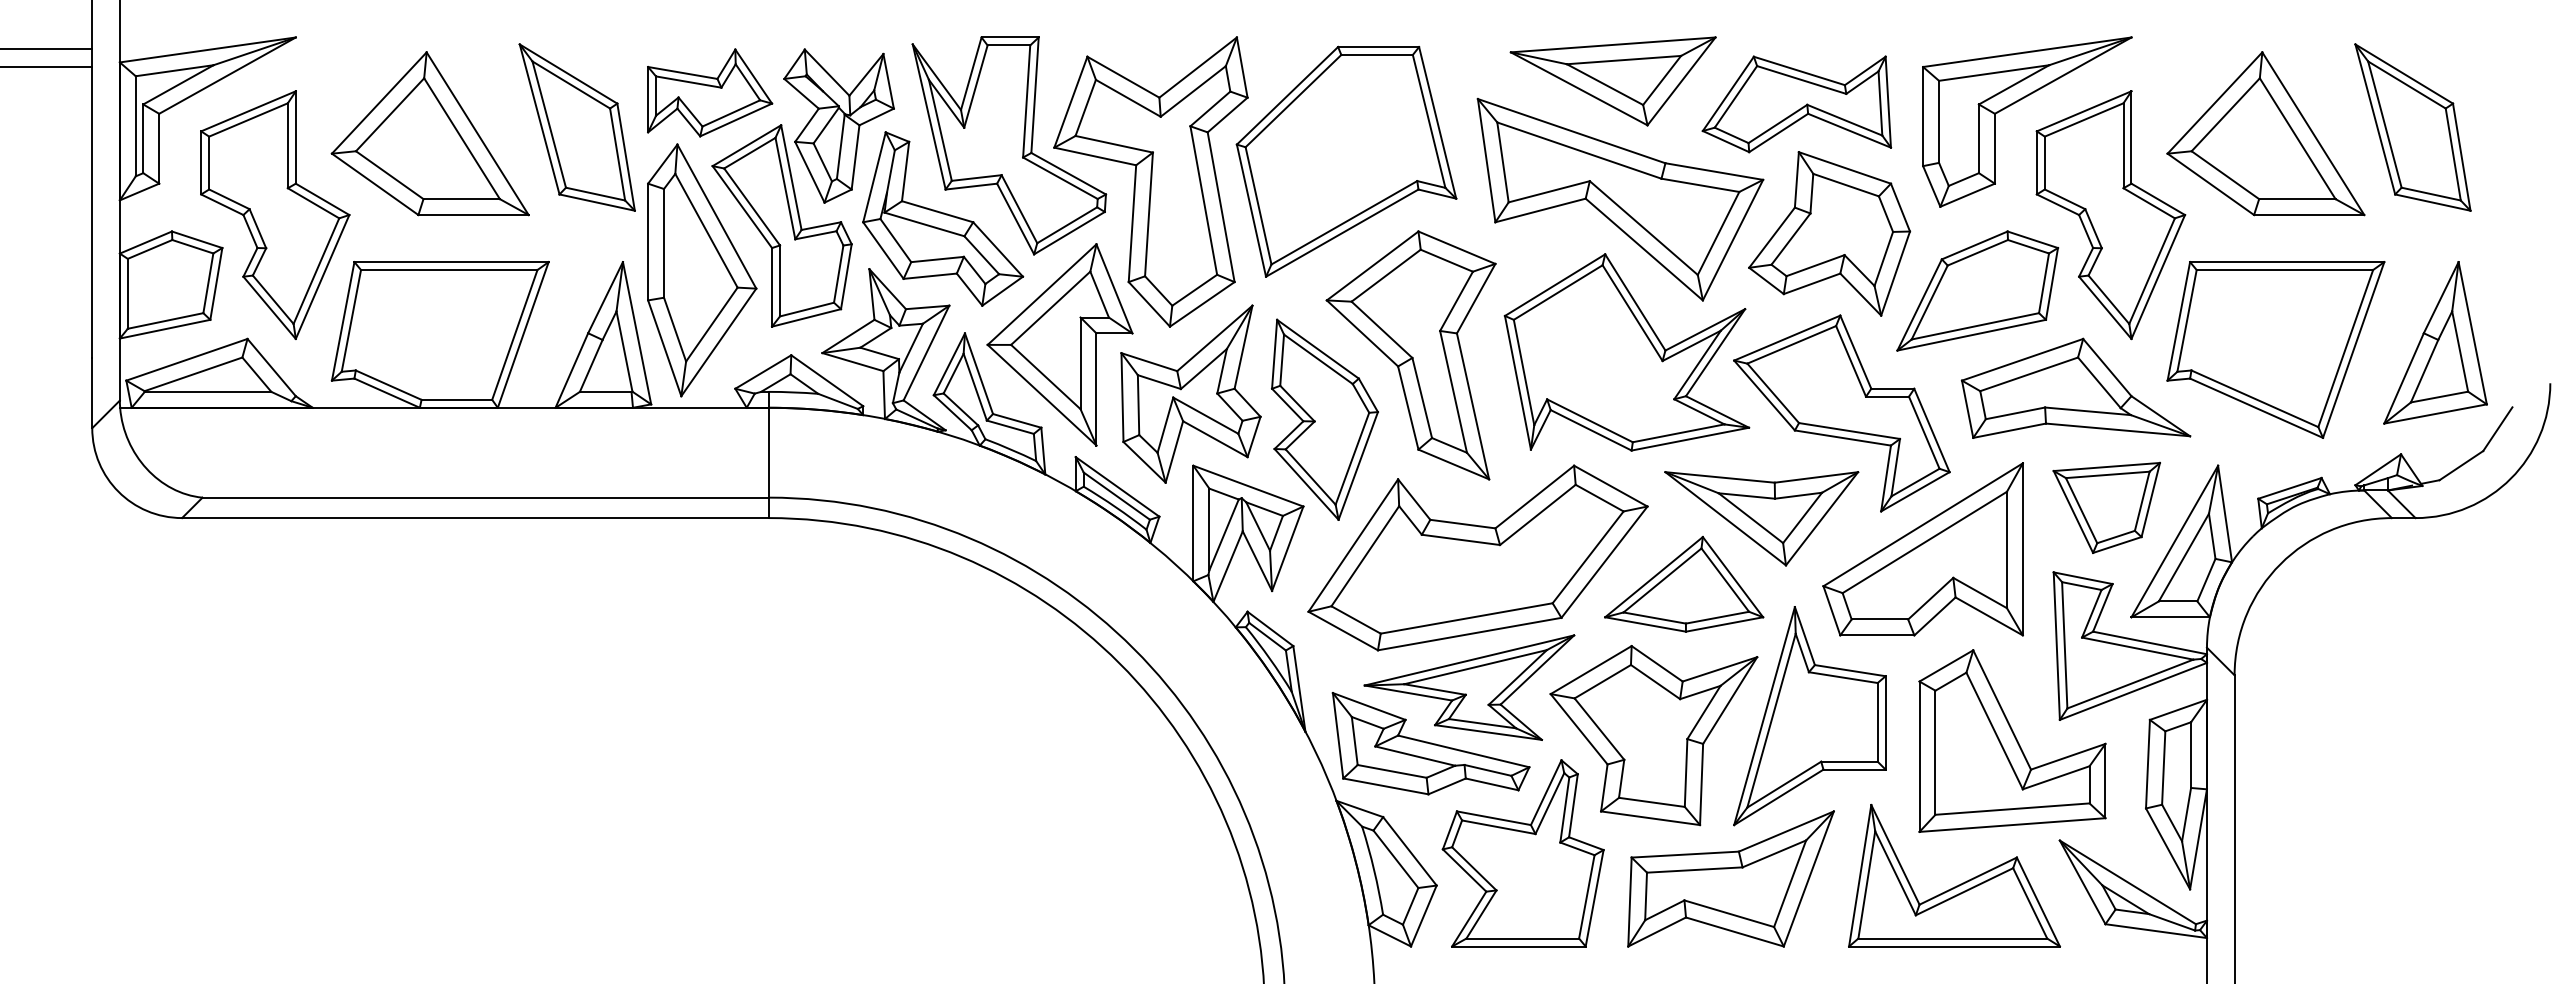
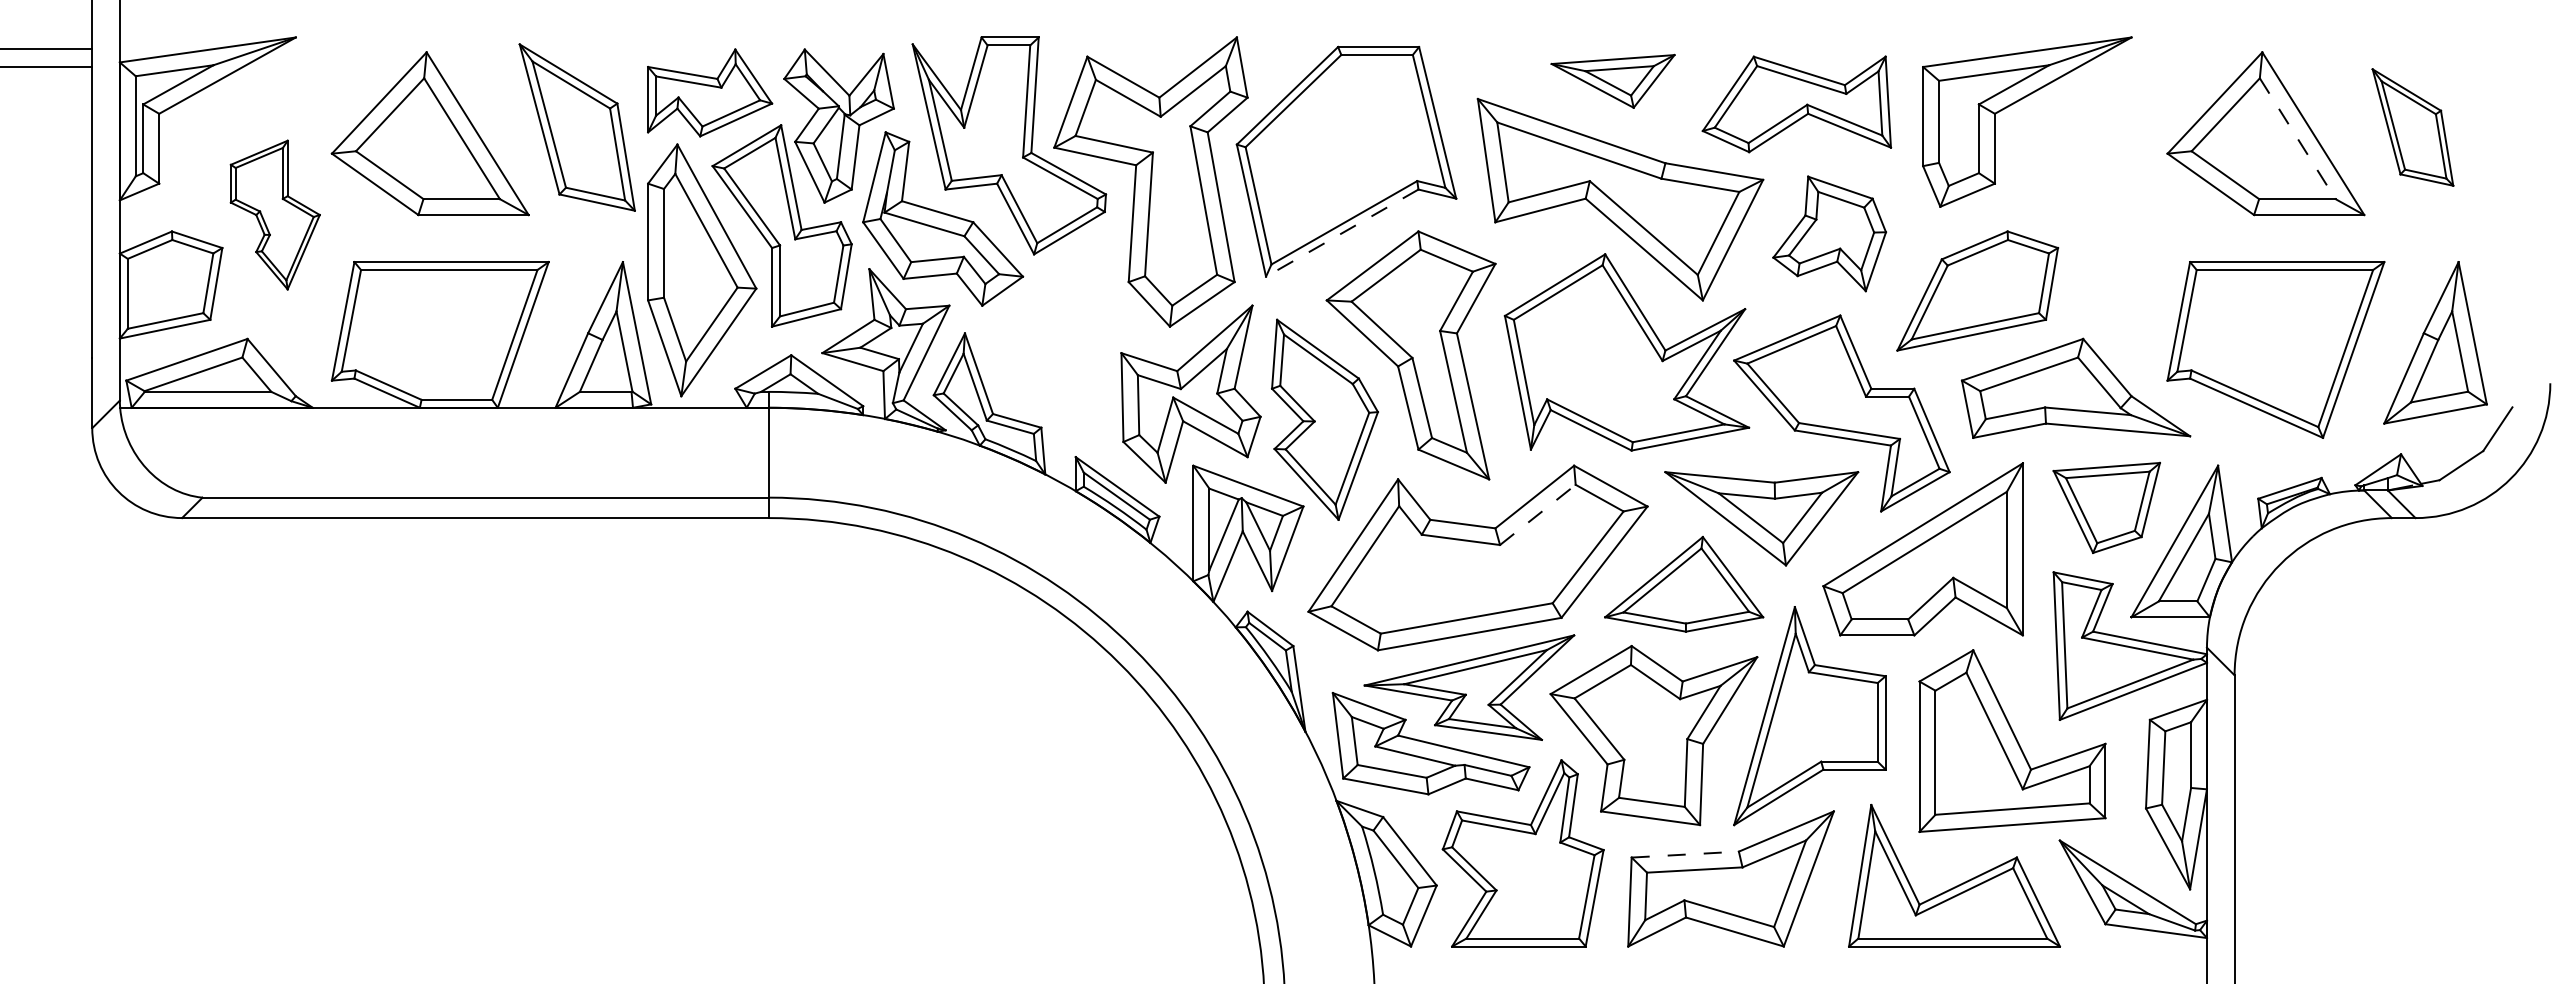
part size: 208x91 px -> 126x56 px (1612, 80)
part size: 118x169 px -> 84x119 px (2412, 127)
line: solid -> dashed (2297, 139)
part size: 151x250 px -> 92x152 px (274, 214)
part: present -> none (2110, 215)
line: solid -> dashed (1342, 233)
part size: 164x166 px -> 116x118 px (1829, 233)
part: present -> none (1059, 344)
line: solid -> dashed (1538, 514)
line: solid -> dashed (1685, 854)
